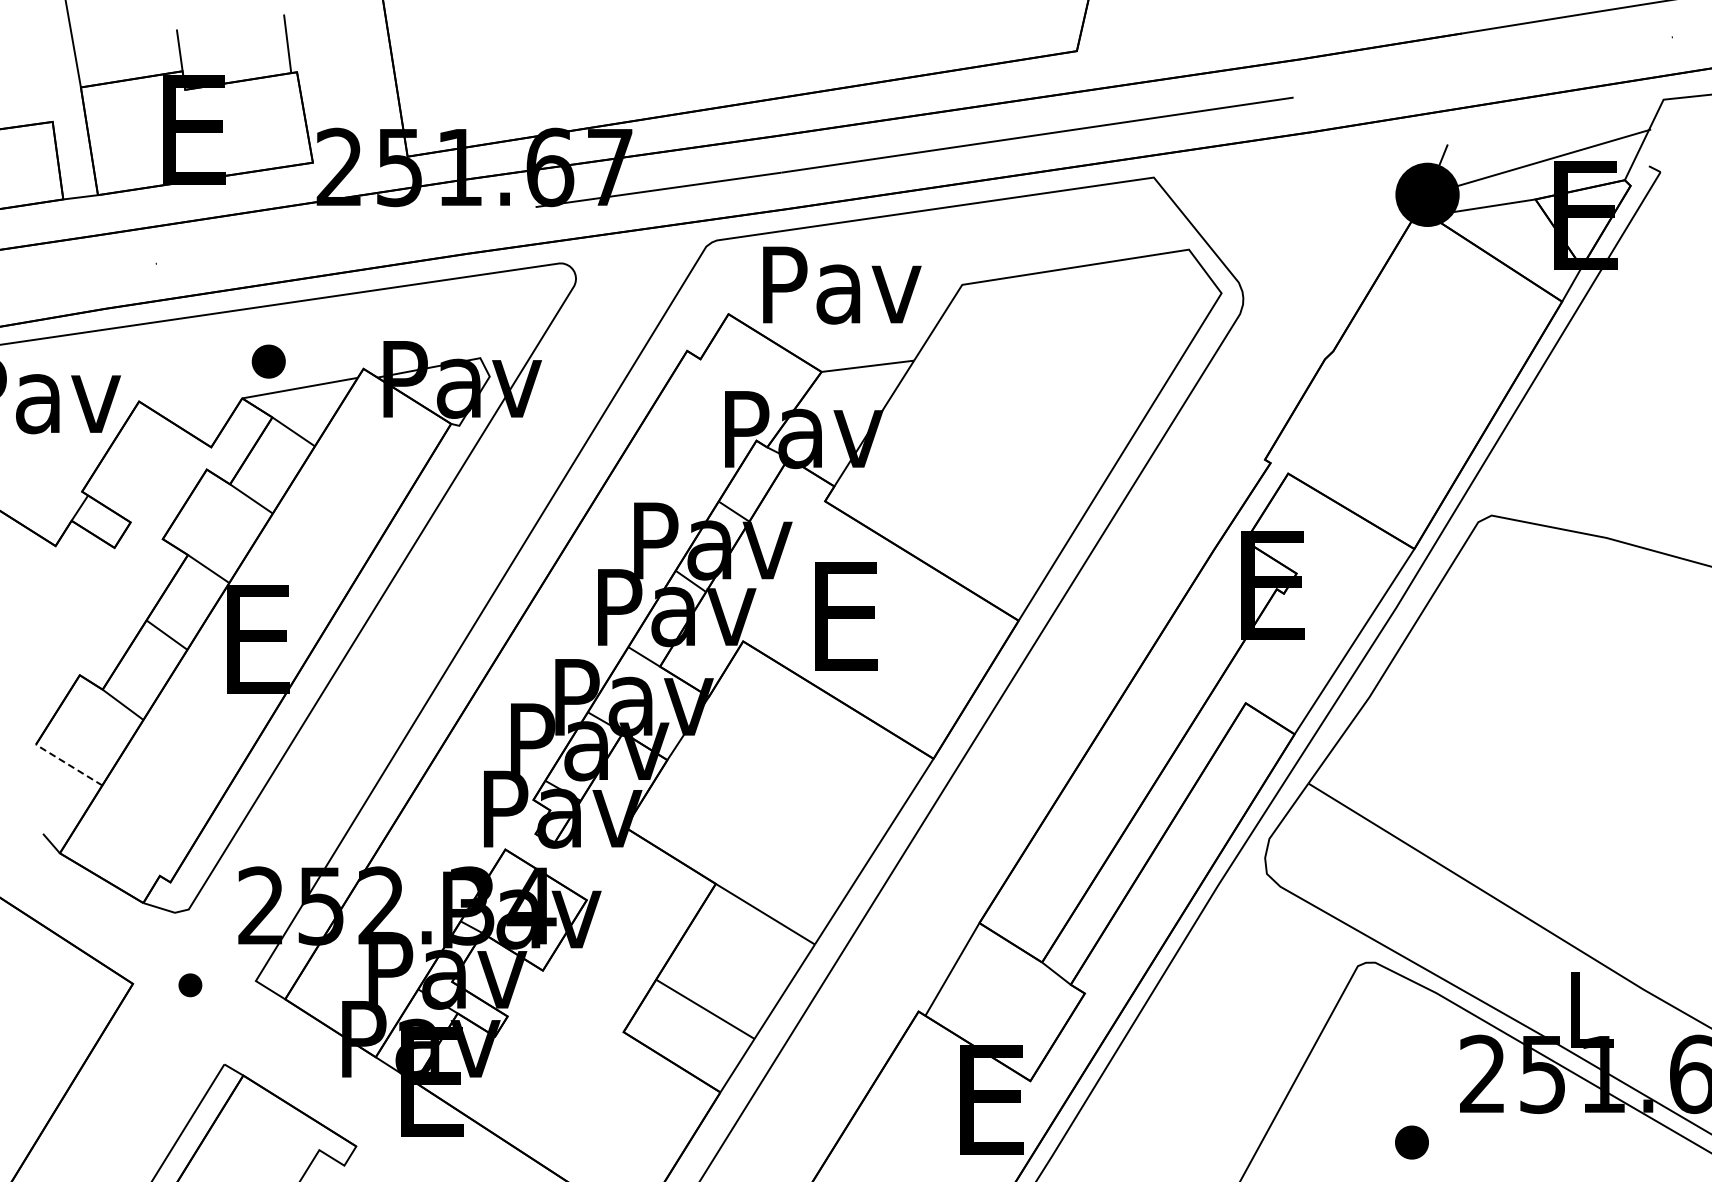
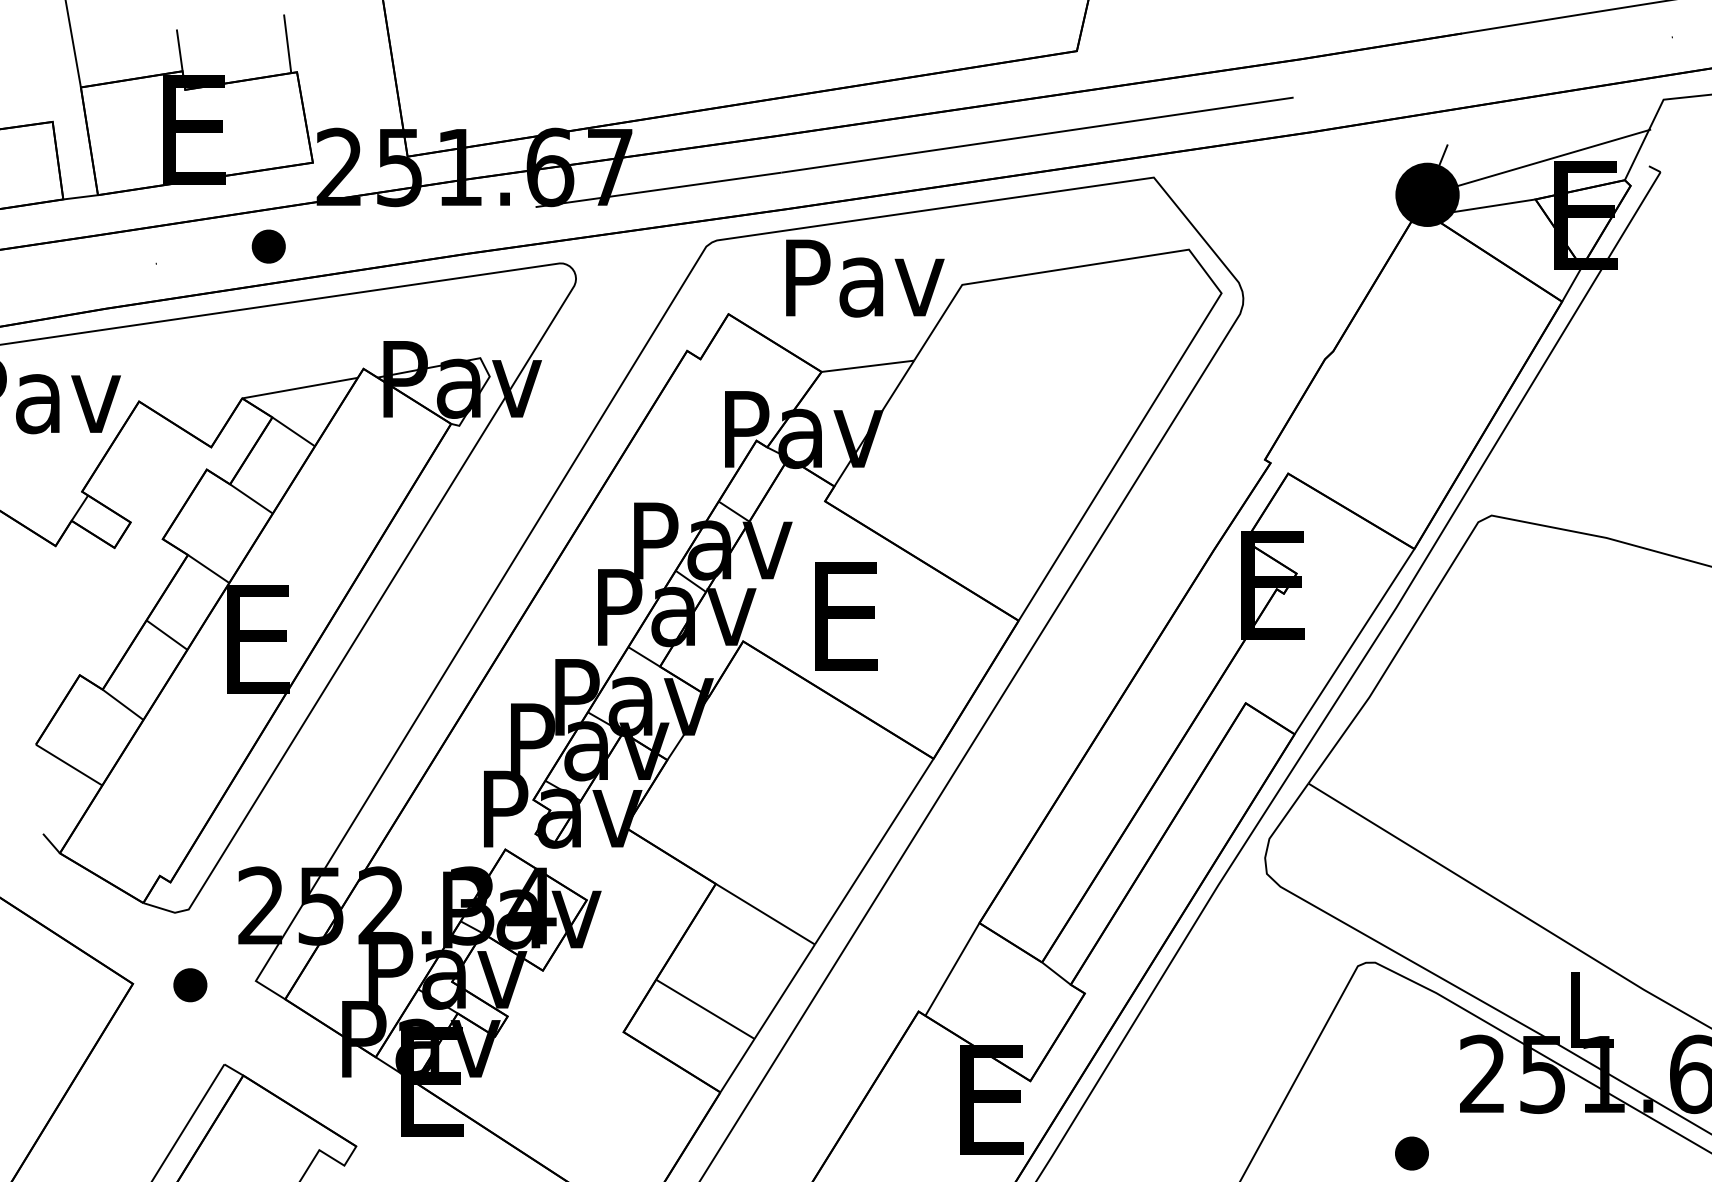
text position: (842, 285) -> (865, 278) (865, 278)
part position: (268, 361) -> (268, 246) (268, 246)
line: dashed -> solid (69, 765)
part size: 25x25 px -> 35x35 px (190, 985)
part position: (1411, 1142) -> (1411, 1153) (1411, 1153)
